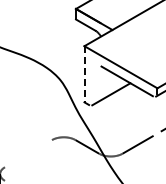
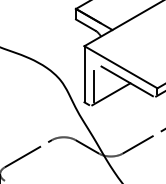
line: dashed -> solid (84, 74)
line: none -> present (93, 86)
line: none -> present (28, 153)
